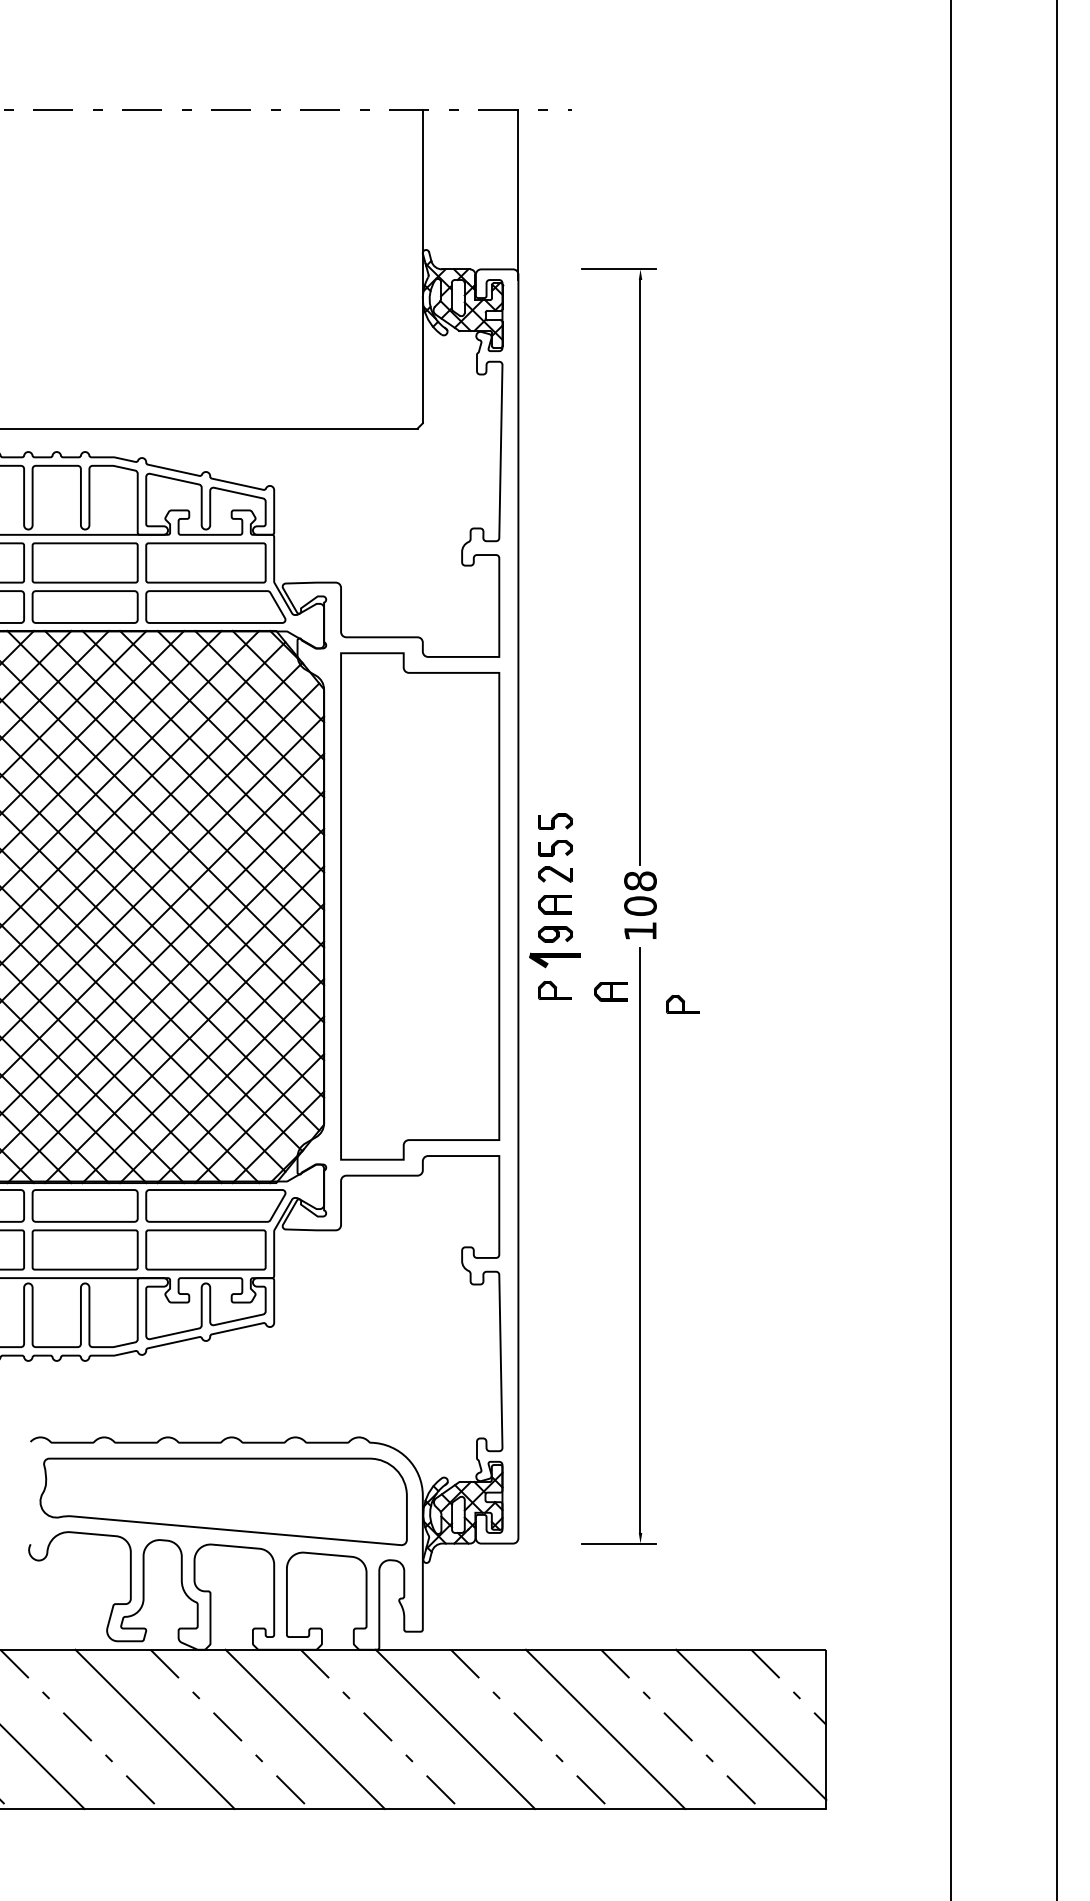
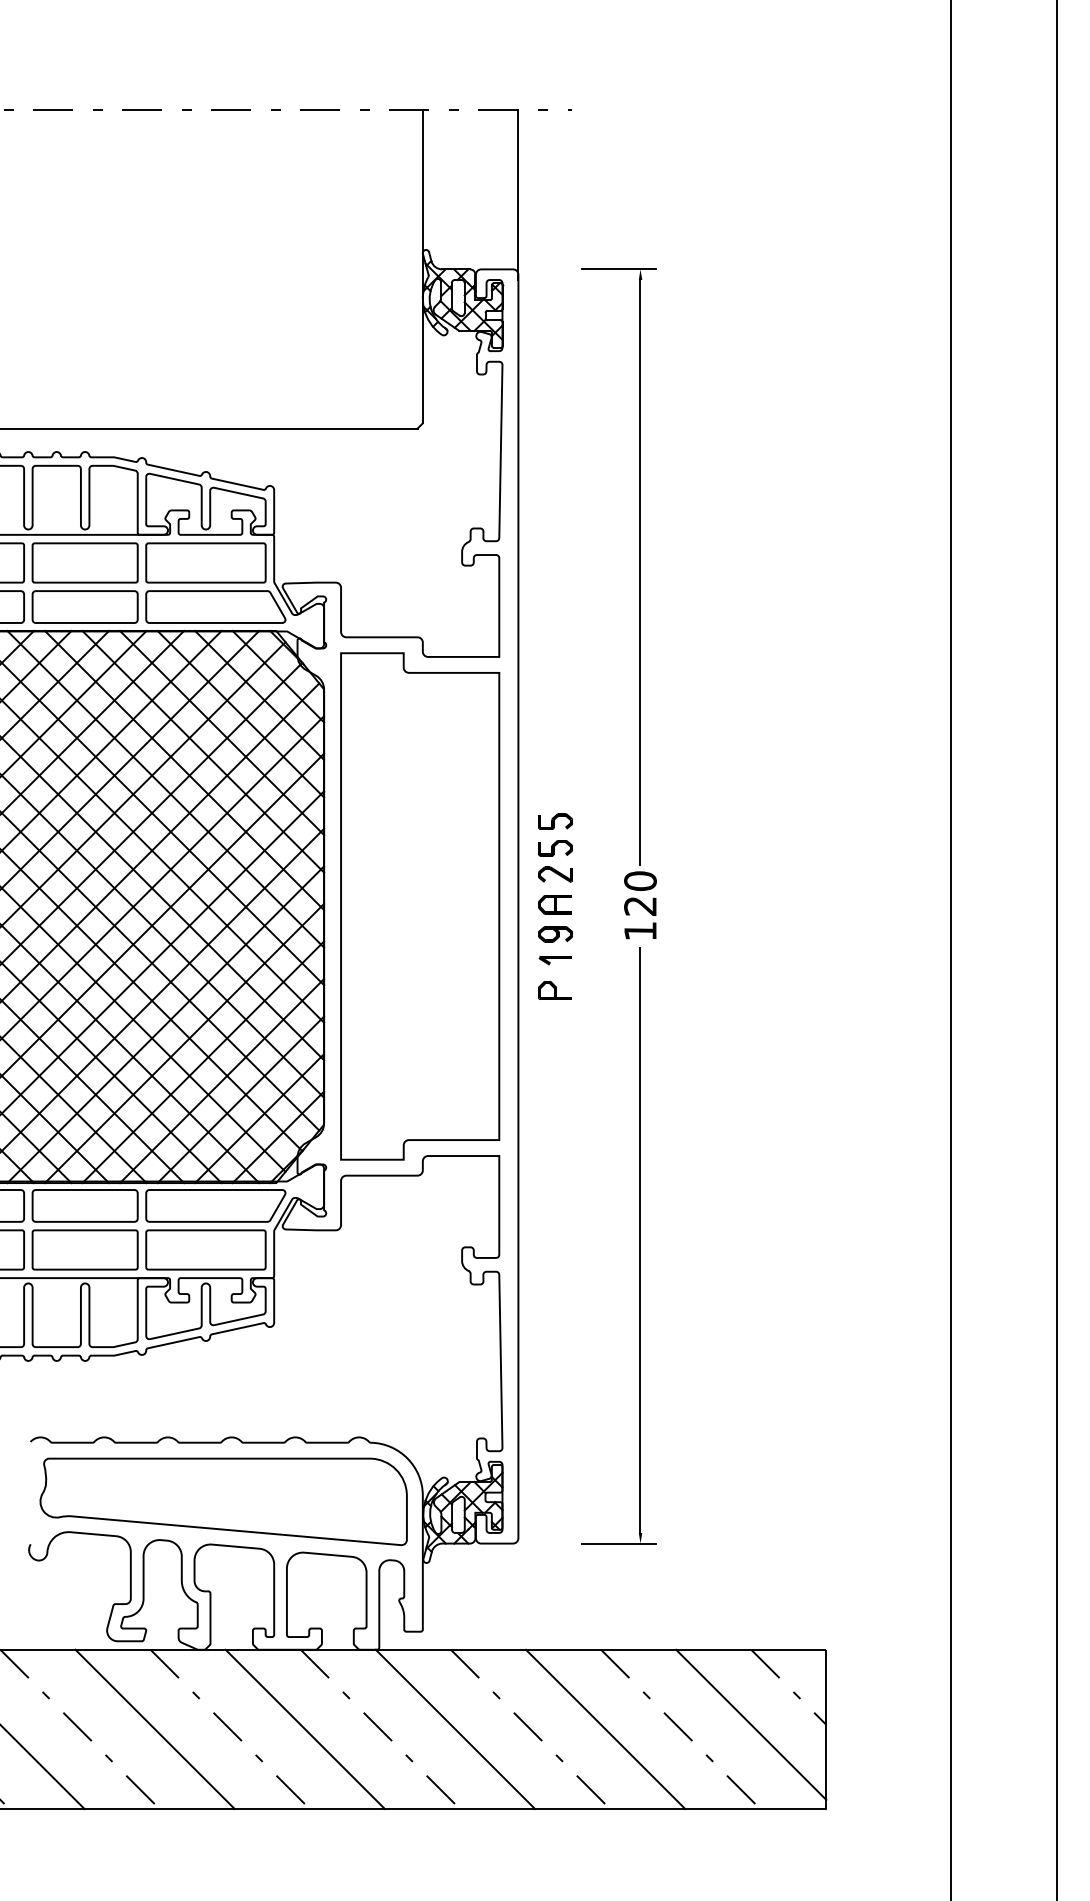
text: 108 -> 120 (640, 893)
part size: 52x17 px -> 34x10 px (554, 960)
part: present -> none (610, 991)
part: present -> none (682, 1004)
